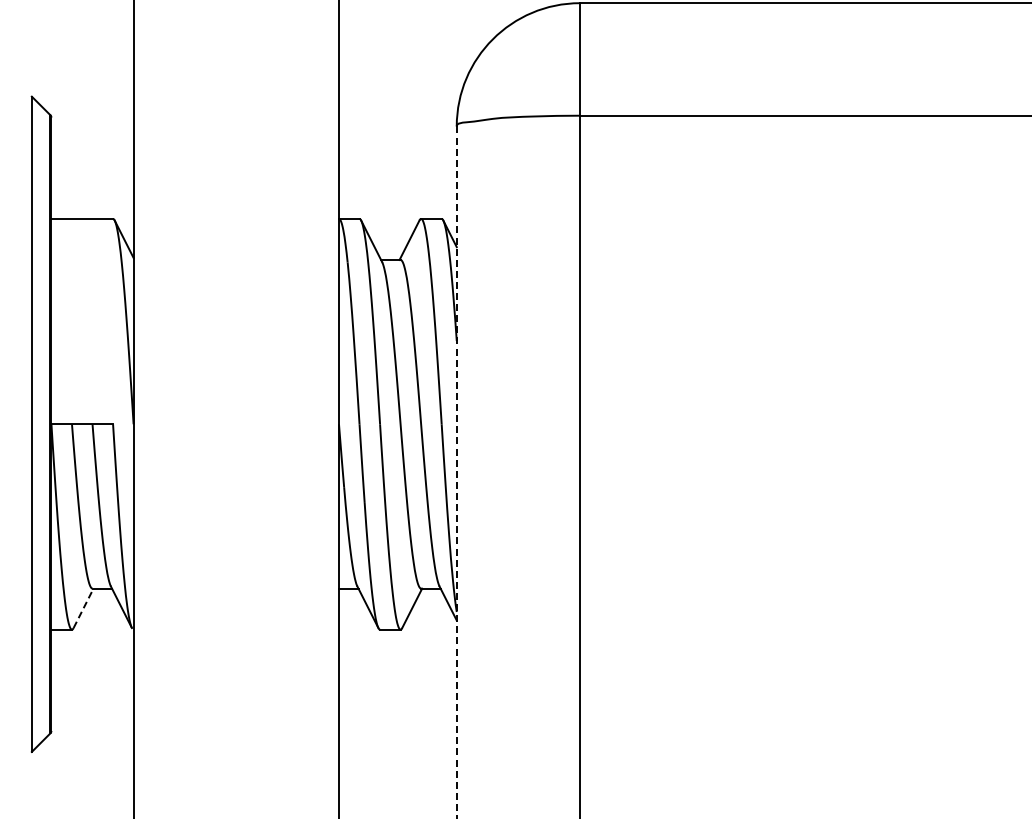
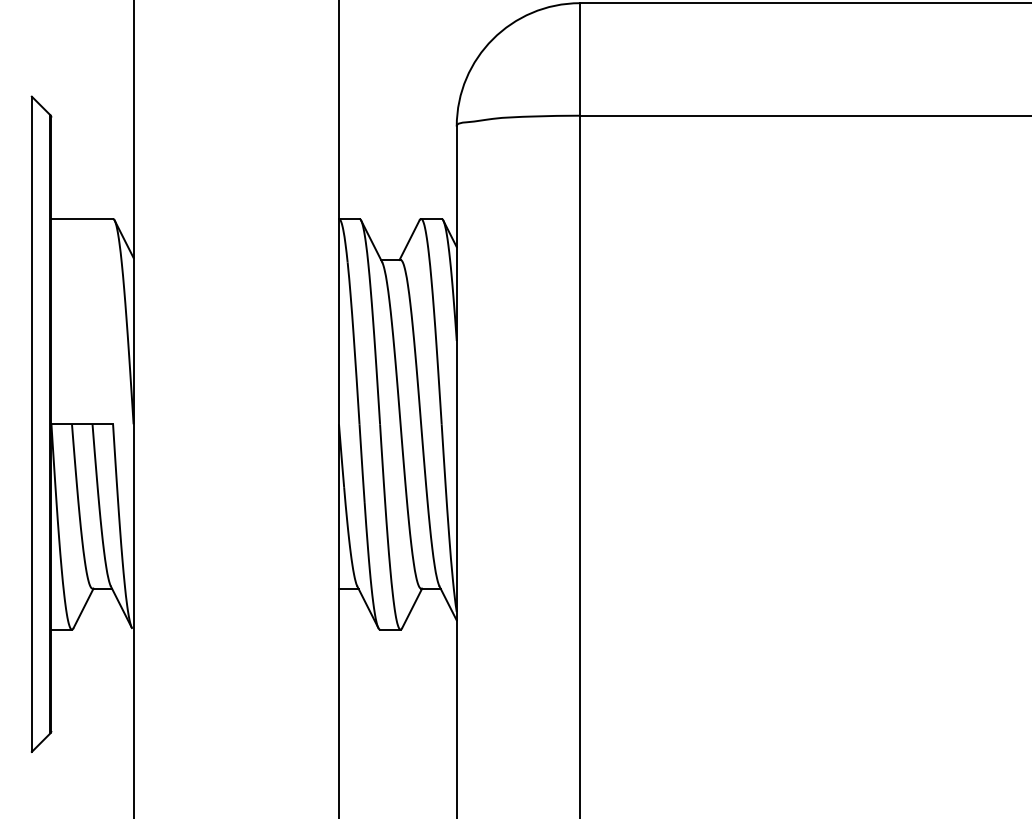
line: dashed -> solid (456, 472)
line: dashed -> solid (83, 607)
